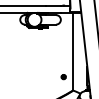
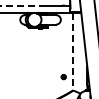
line: solid -> dashed (23, 5)
line: solid -> dashed (73, 51)
